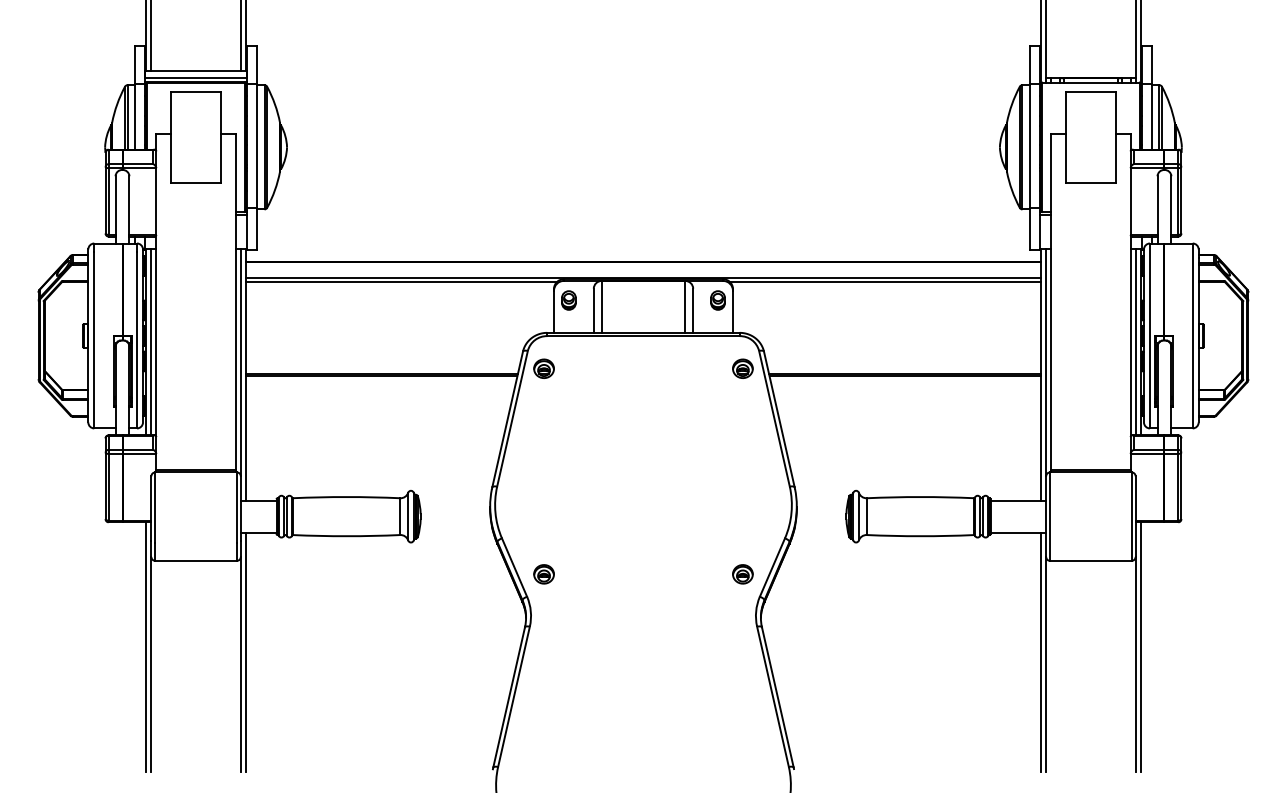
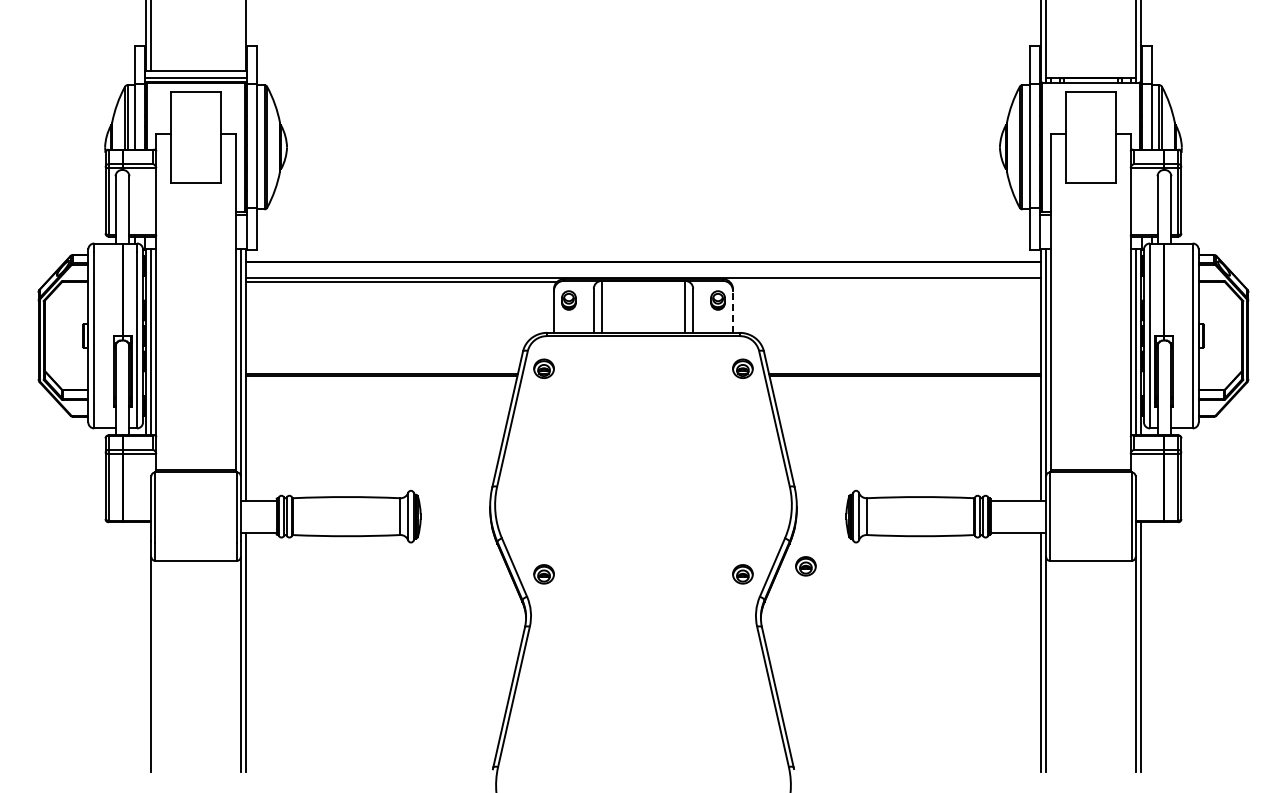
line: present -> none (240, 36)
line: present -> none (885, 281)
line: solid -> dashed (732, 311)
part: none -> present (805, 566)
line: present -> none (146, 646)
